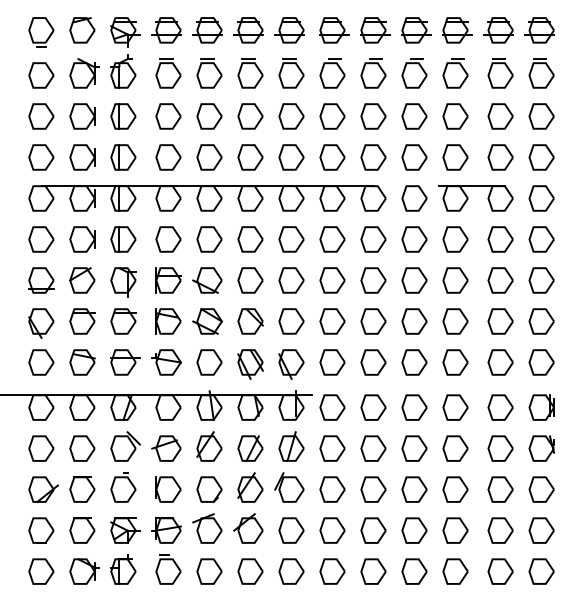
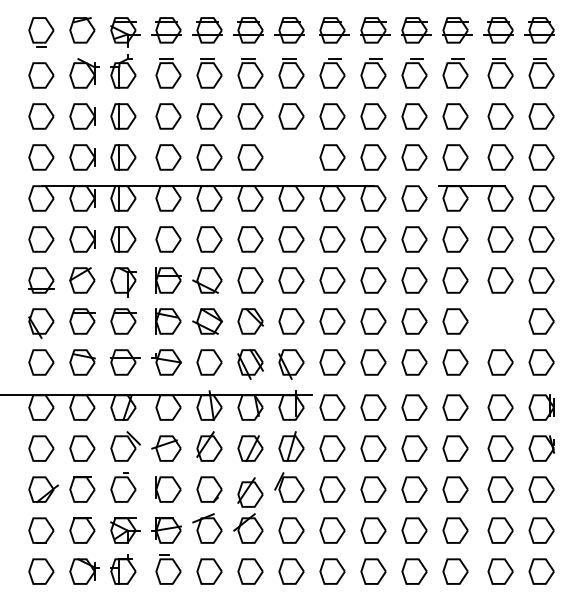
part: present -> none (291, 157)
part: present -> none (500, 321)
part position: (250, 487) -> (250, 492) (250, 492)
